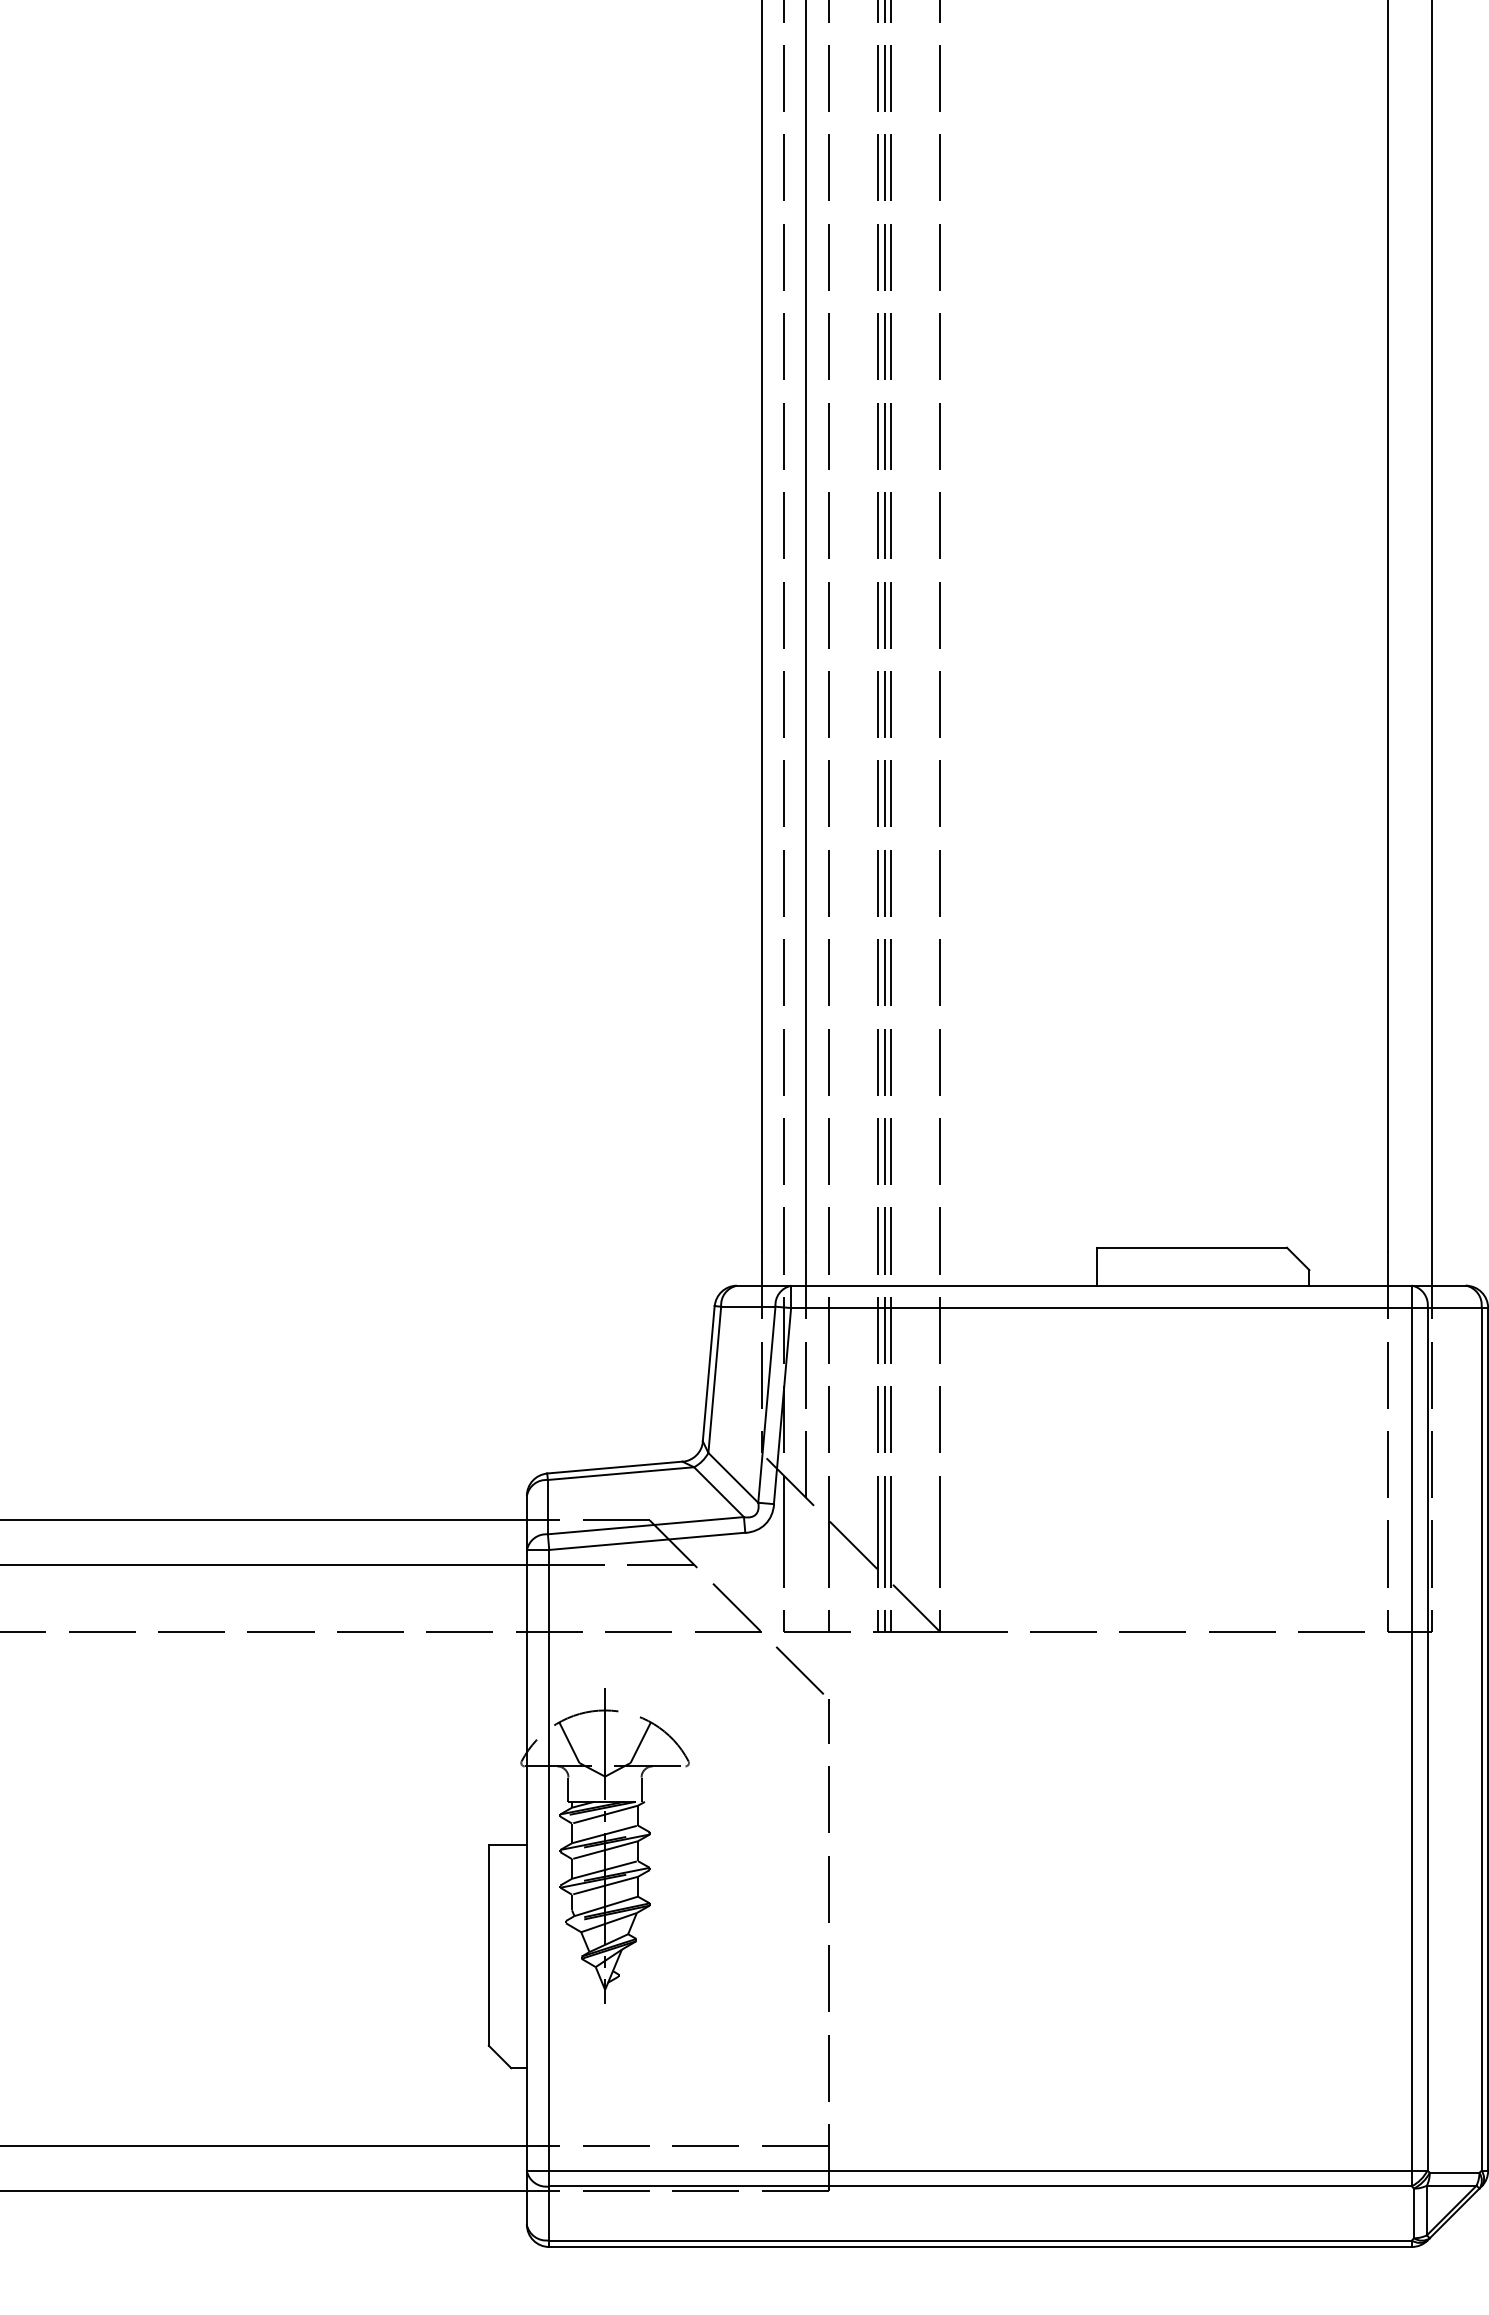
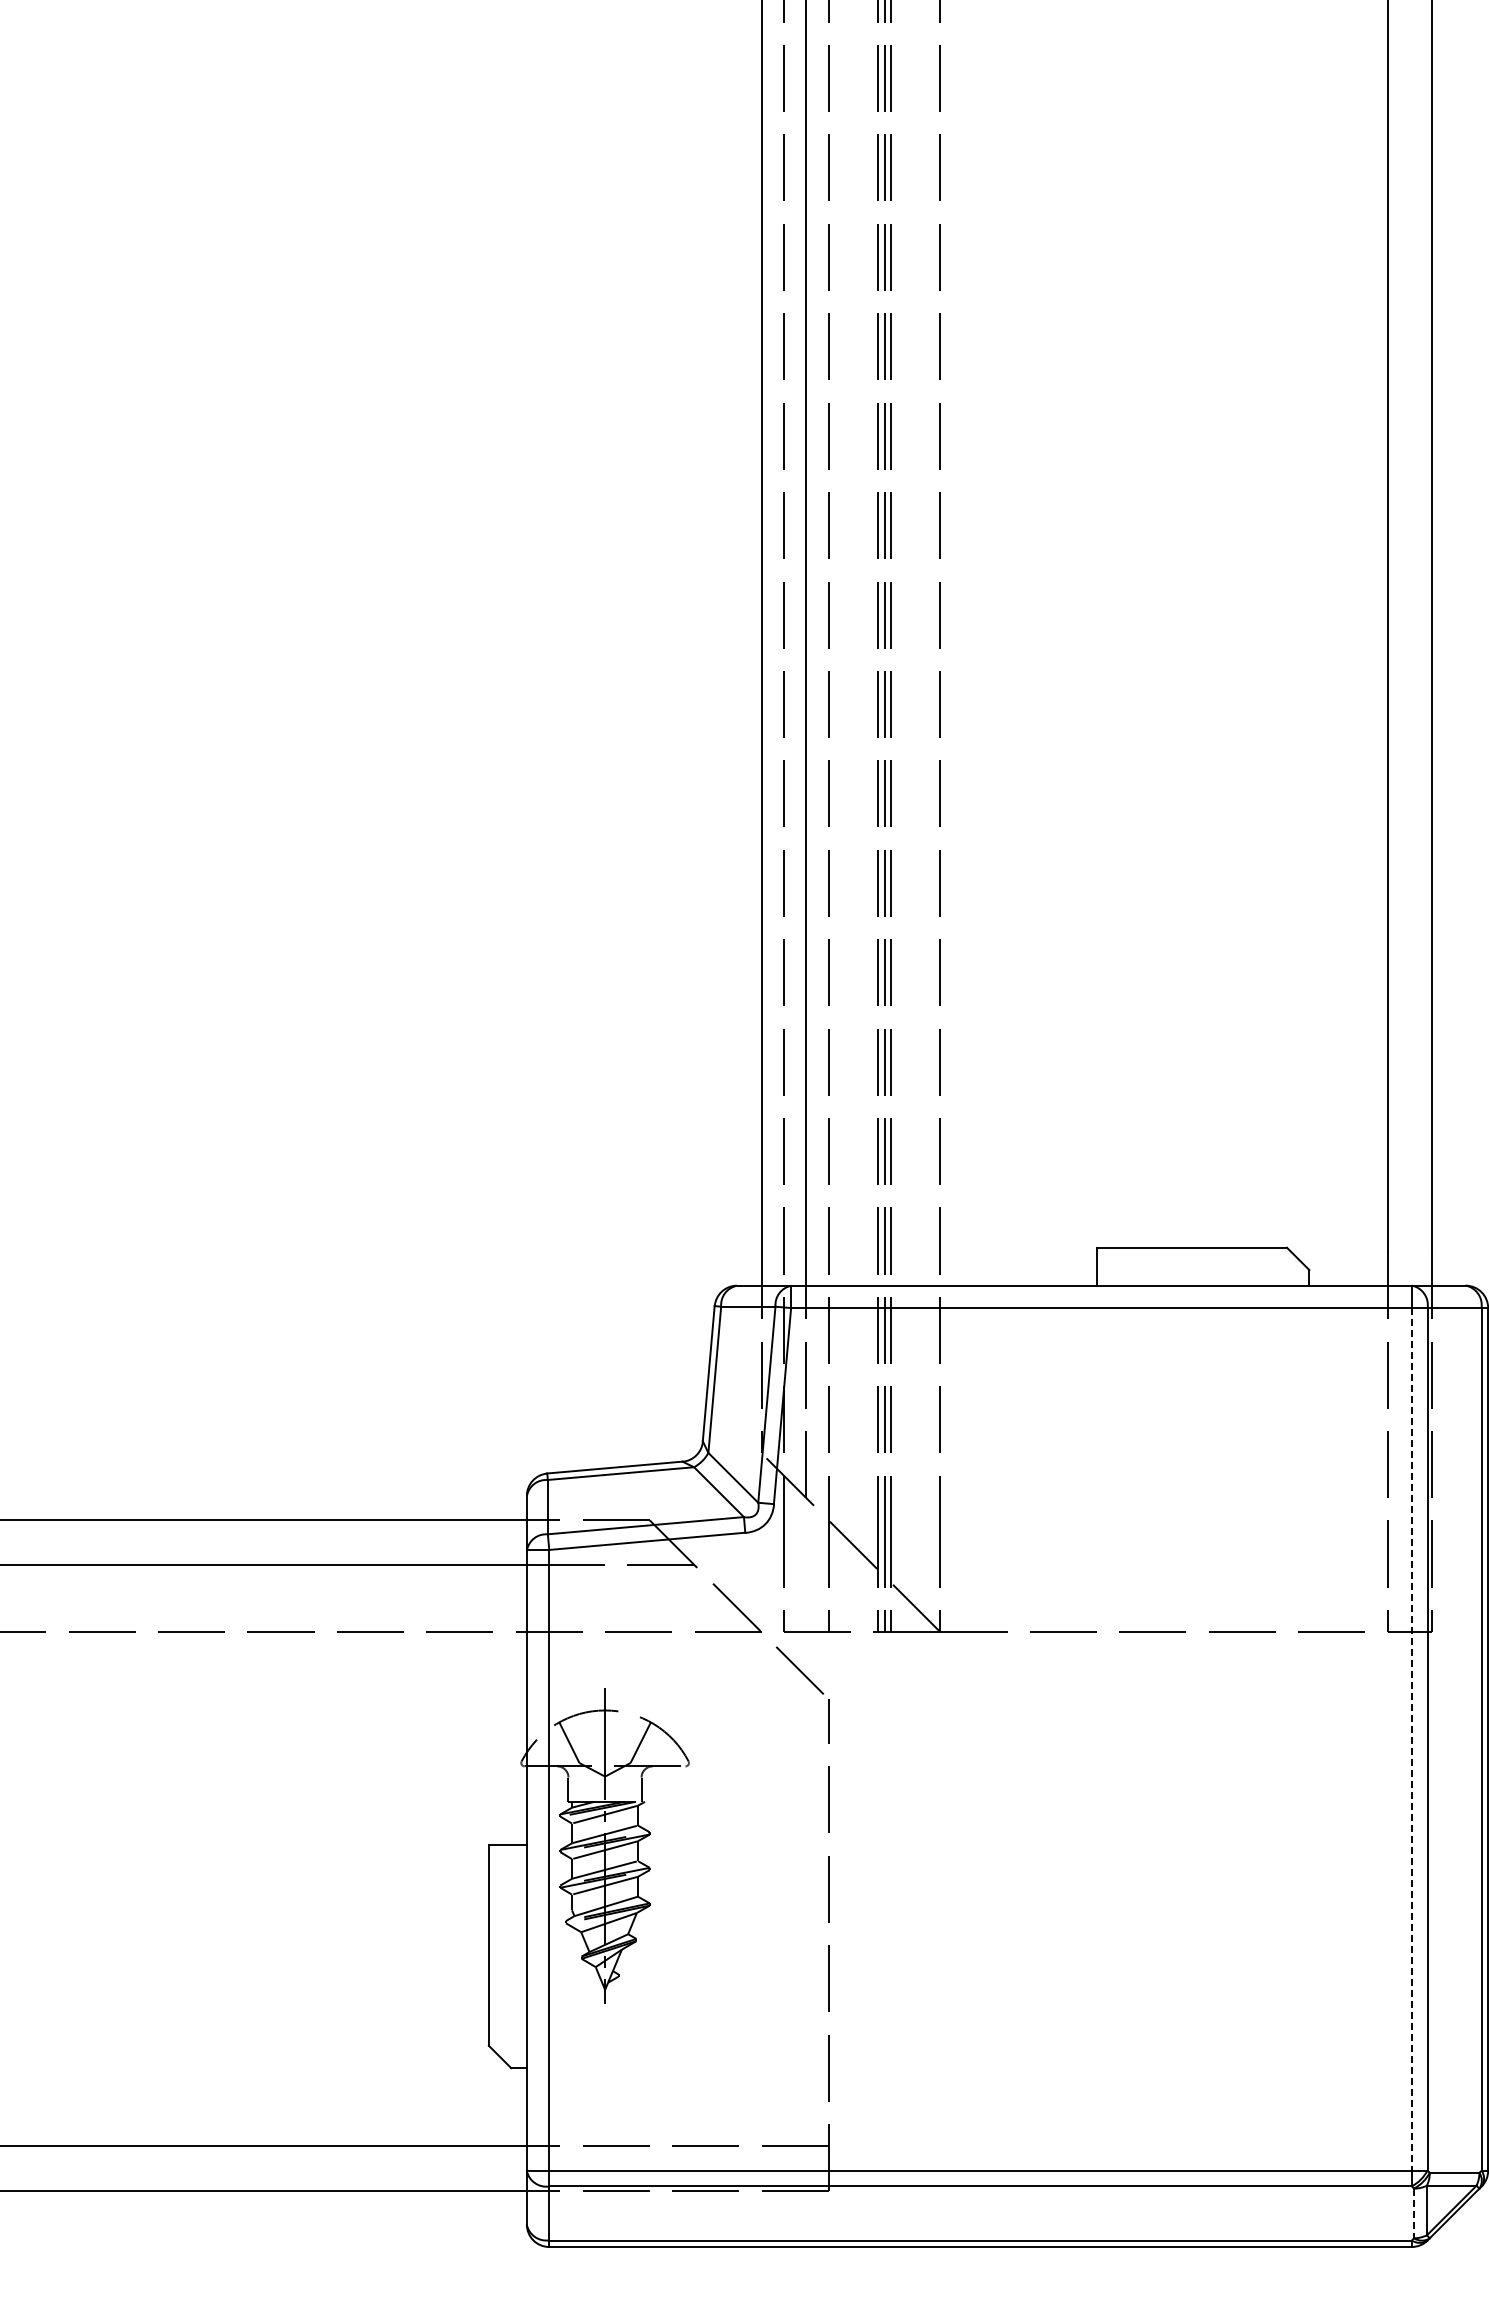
line: solid -> dashed (1411, 1739)
line: solid -> dashed (1413, 2213)
